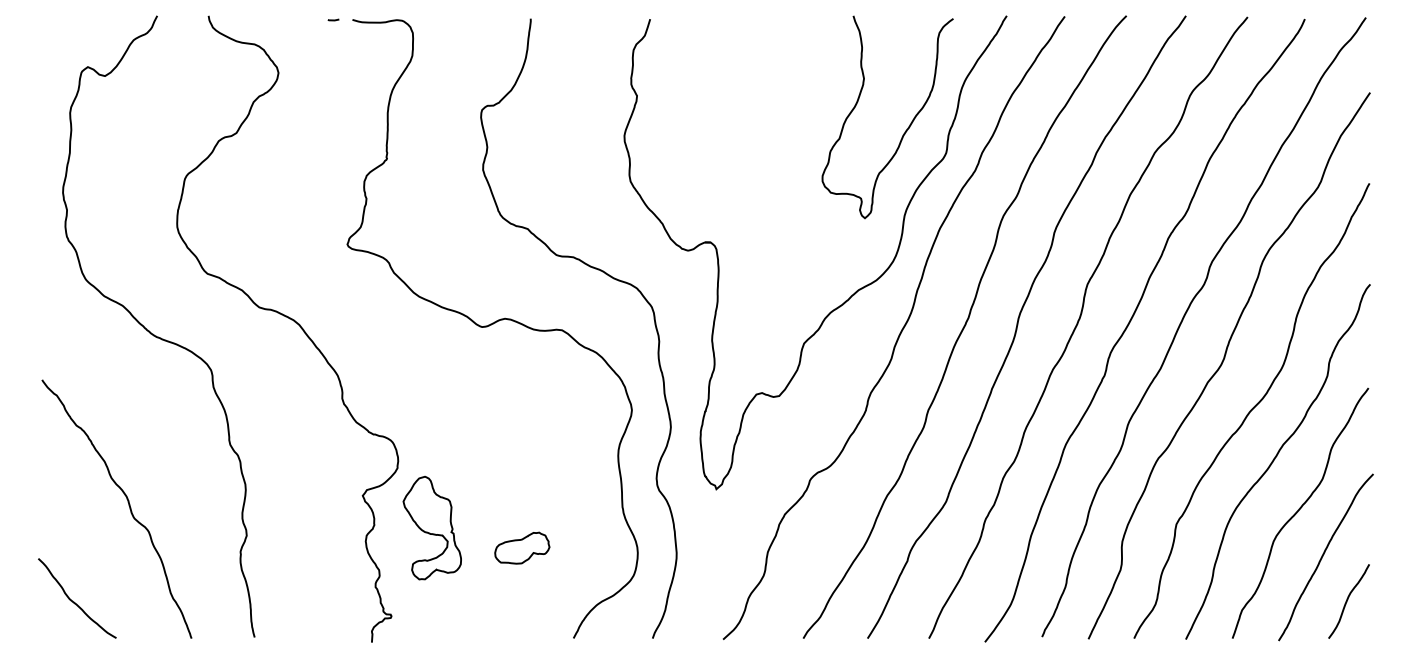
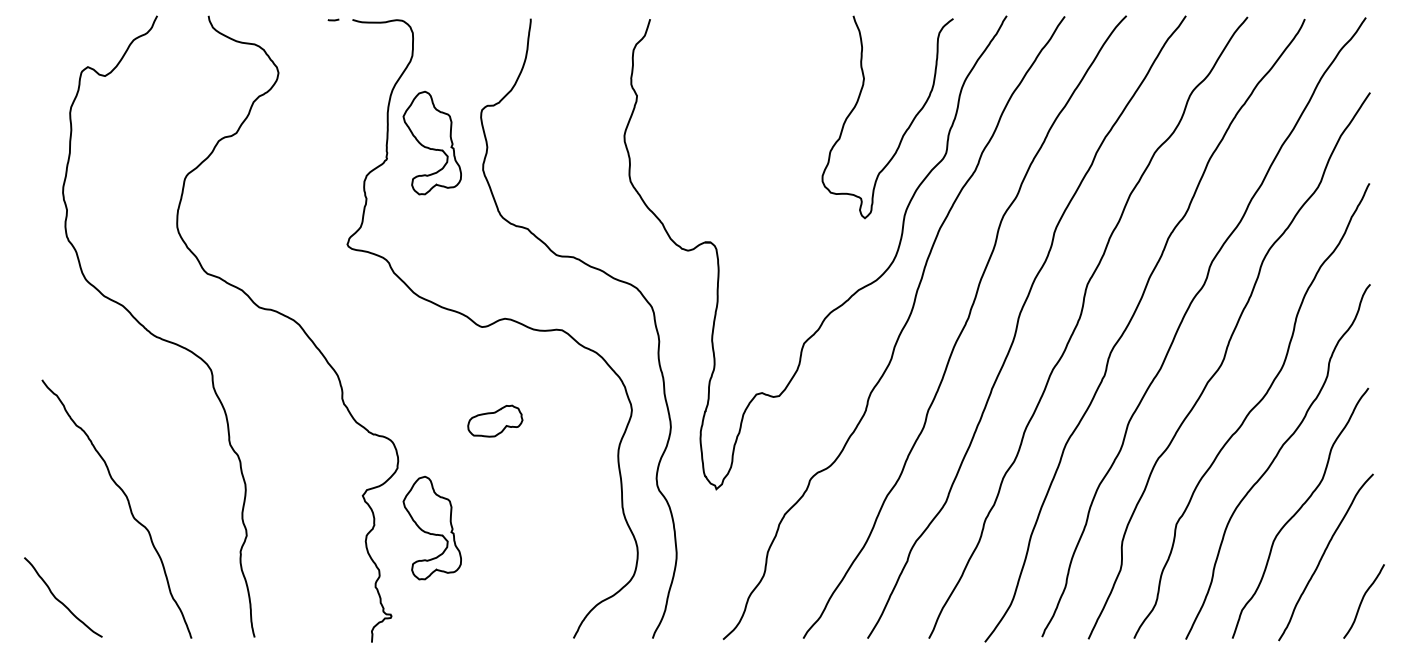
part: none -> present (431, 143)
part position: (522, 547) -> (495, 420) (495, 420)
curve position: (74, 601) -> (60, 600) (60, 600)
curve position: (1347, 601) -> (1362, 601) (1362, 601)
